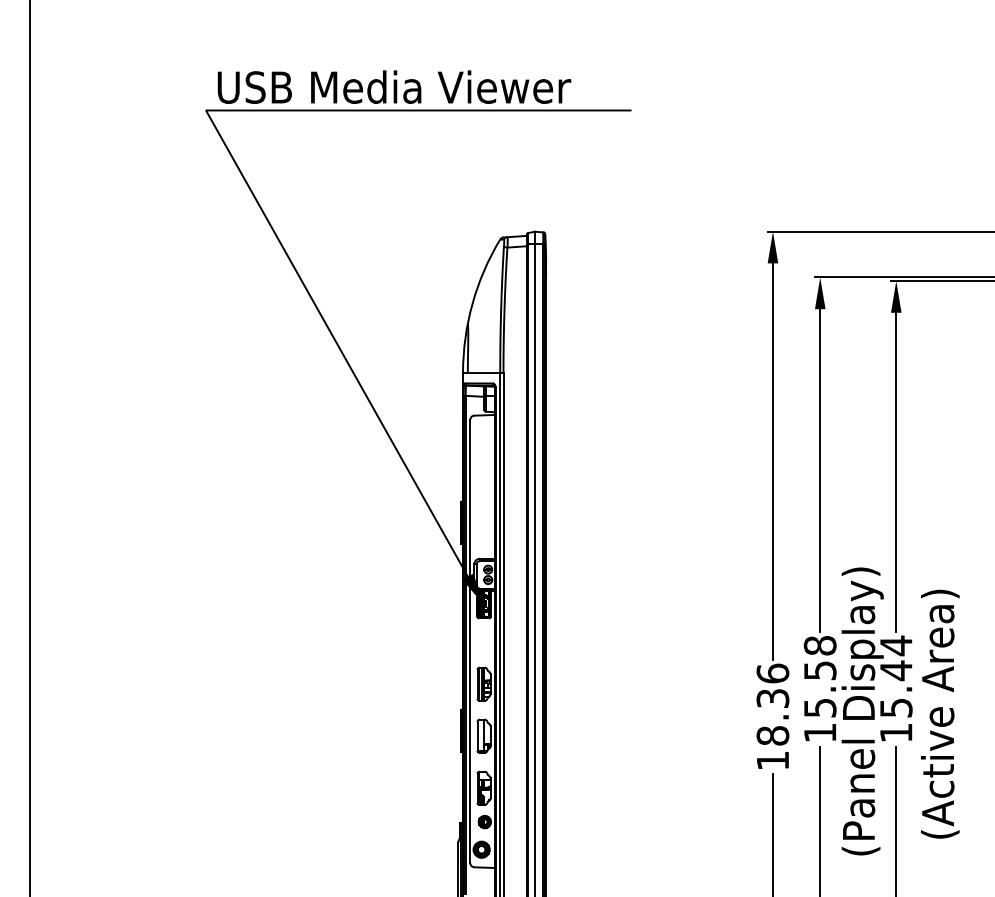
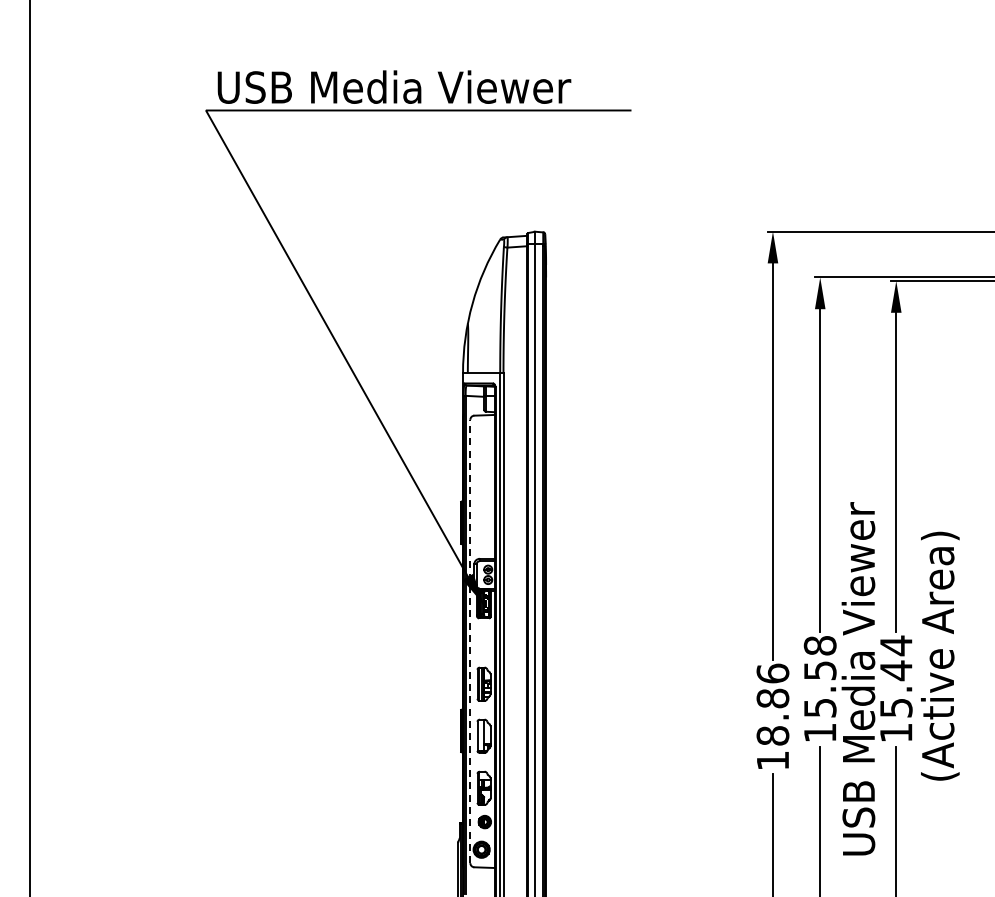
line: solid -> dashed (470, 641)
text: (Panel Display) -> USB Media Viewer (862, 678)
text: 18.36 -> 18.86 (772, 698)
text position: (940, 713) -> (940, 655) (940, 655)
